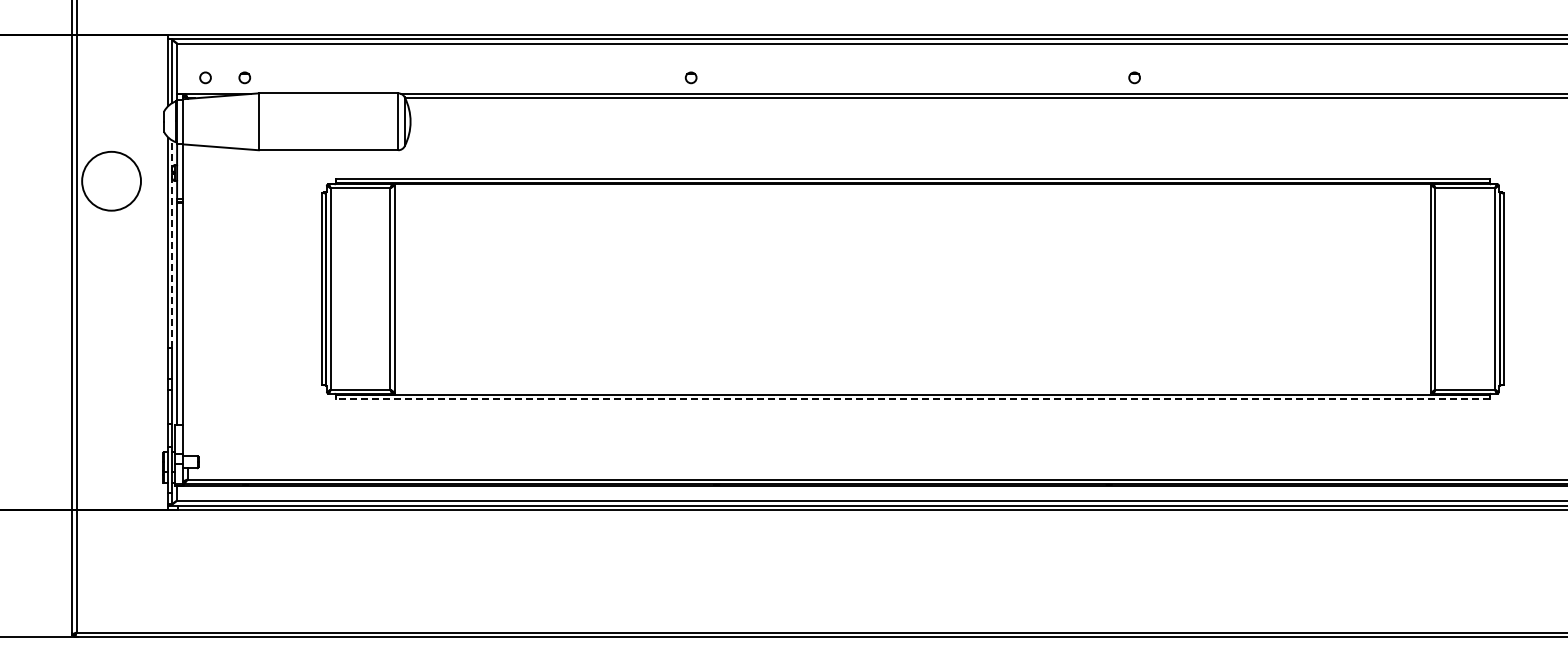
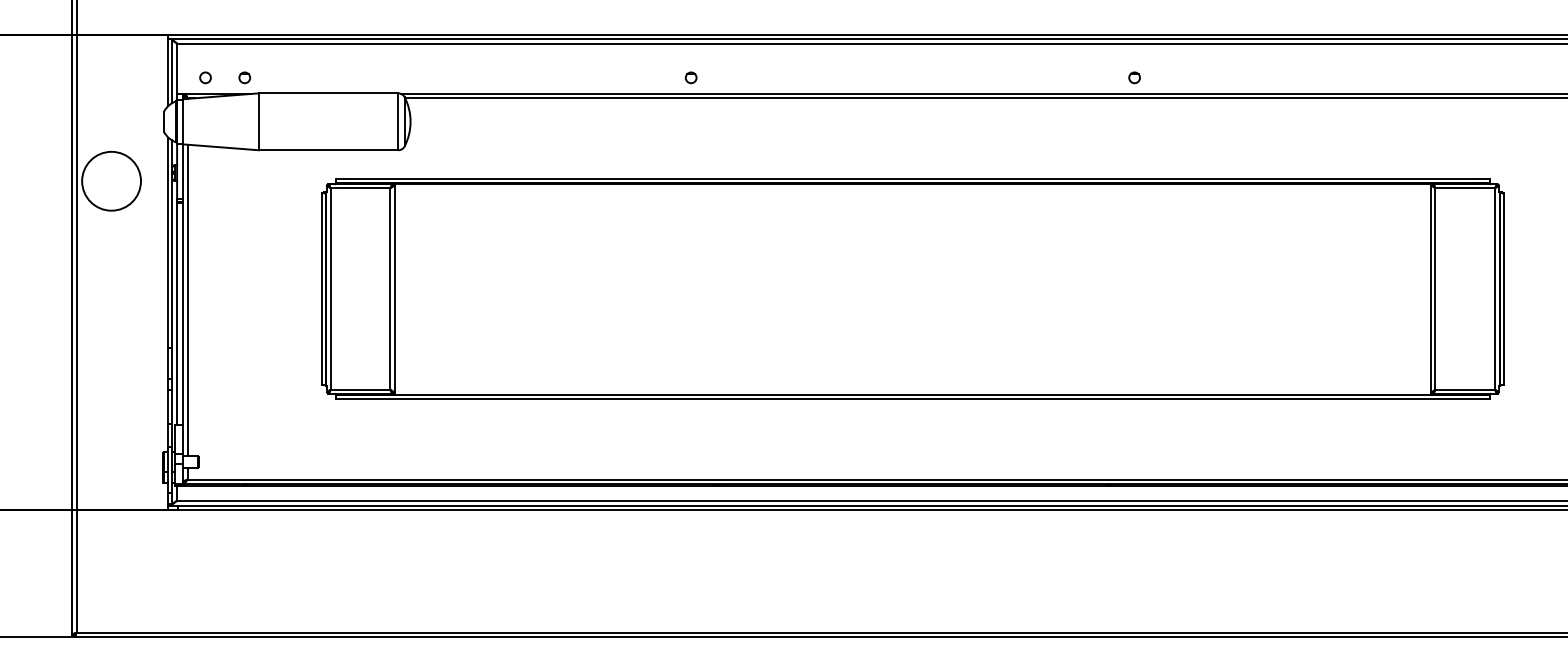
line: dashed -> solid (172, 244)
line: none -> present (187, 300)
line: dashed -> solid (912, 399)
